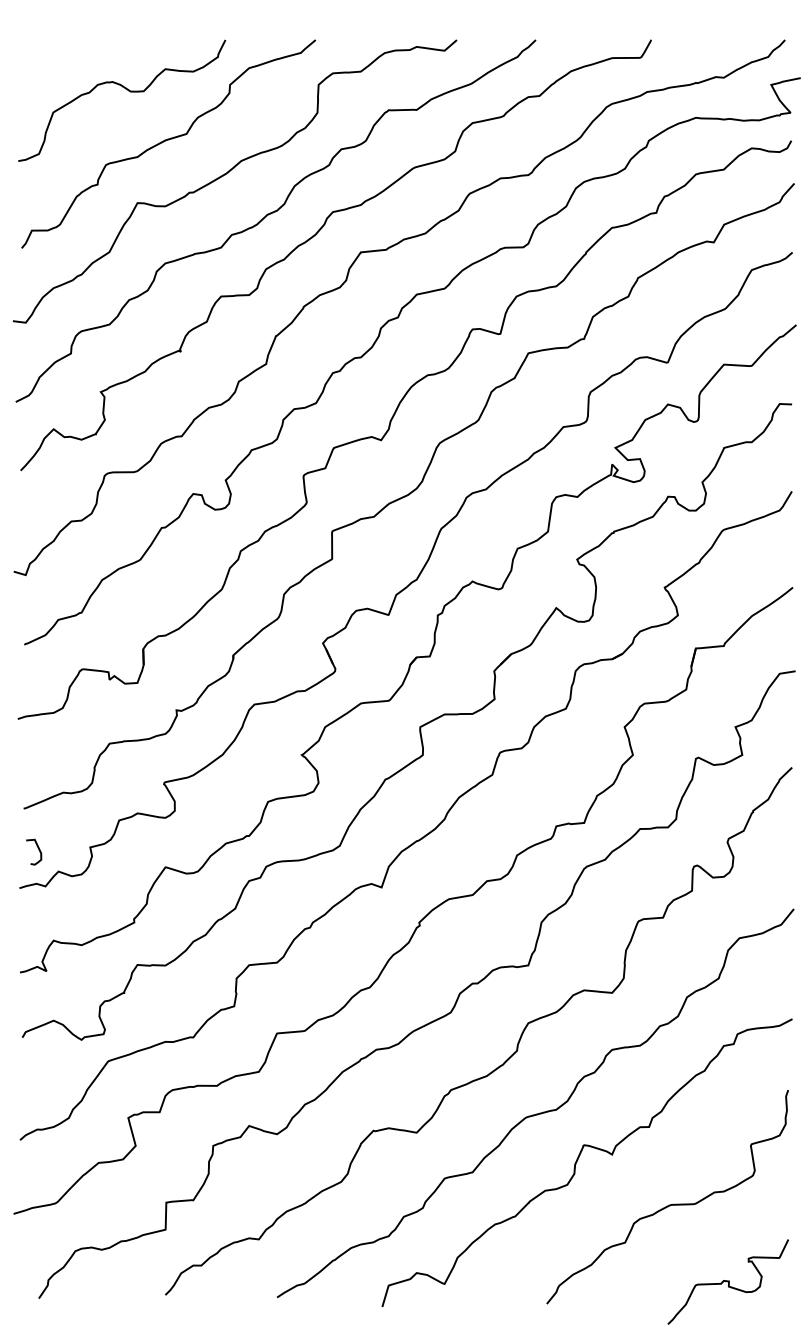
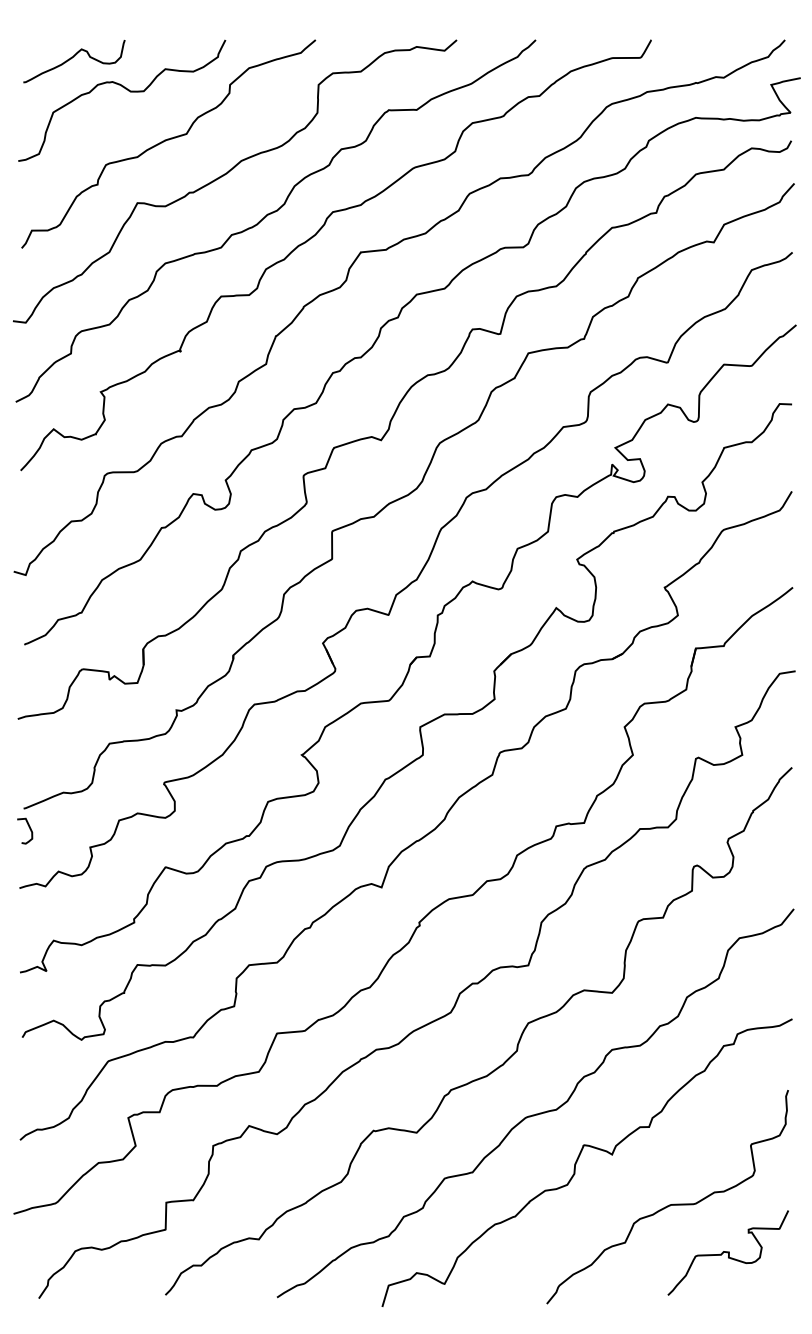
curve: none -> present (72, 58)
curve position: (38, 850) -> (29, 829) (29, 829)
curve position: (727, 1281) -> (727, 1252) (727, 1252)
